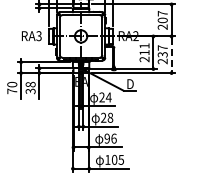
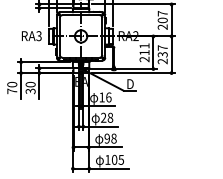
line: dashed -> solid (171, 55)
text: 38 -> 30 (30, 84)
text: 24 -> 16 (105, 97)
text: 96 -> 98 (113, 138)
